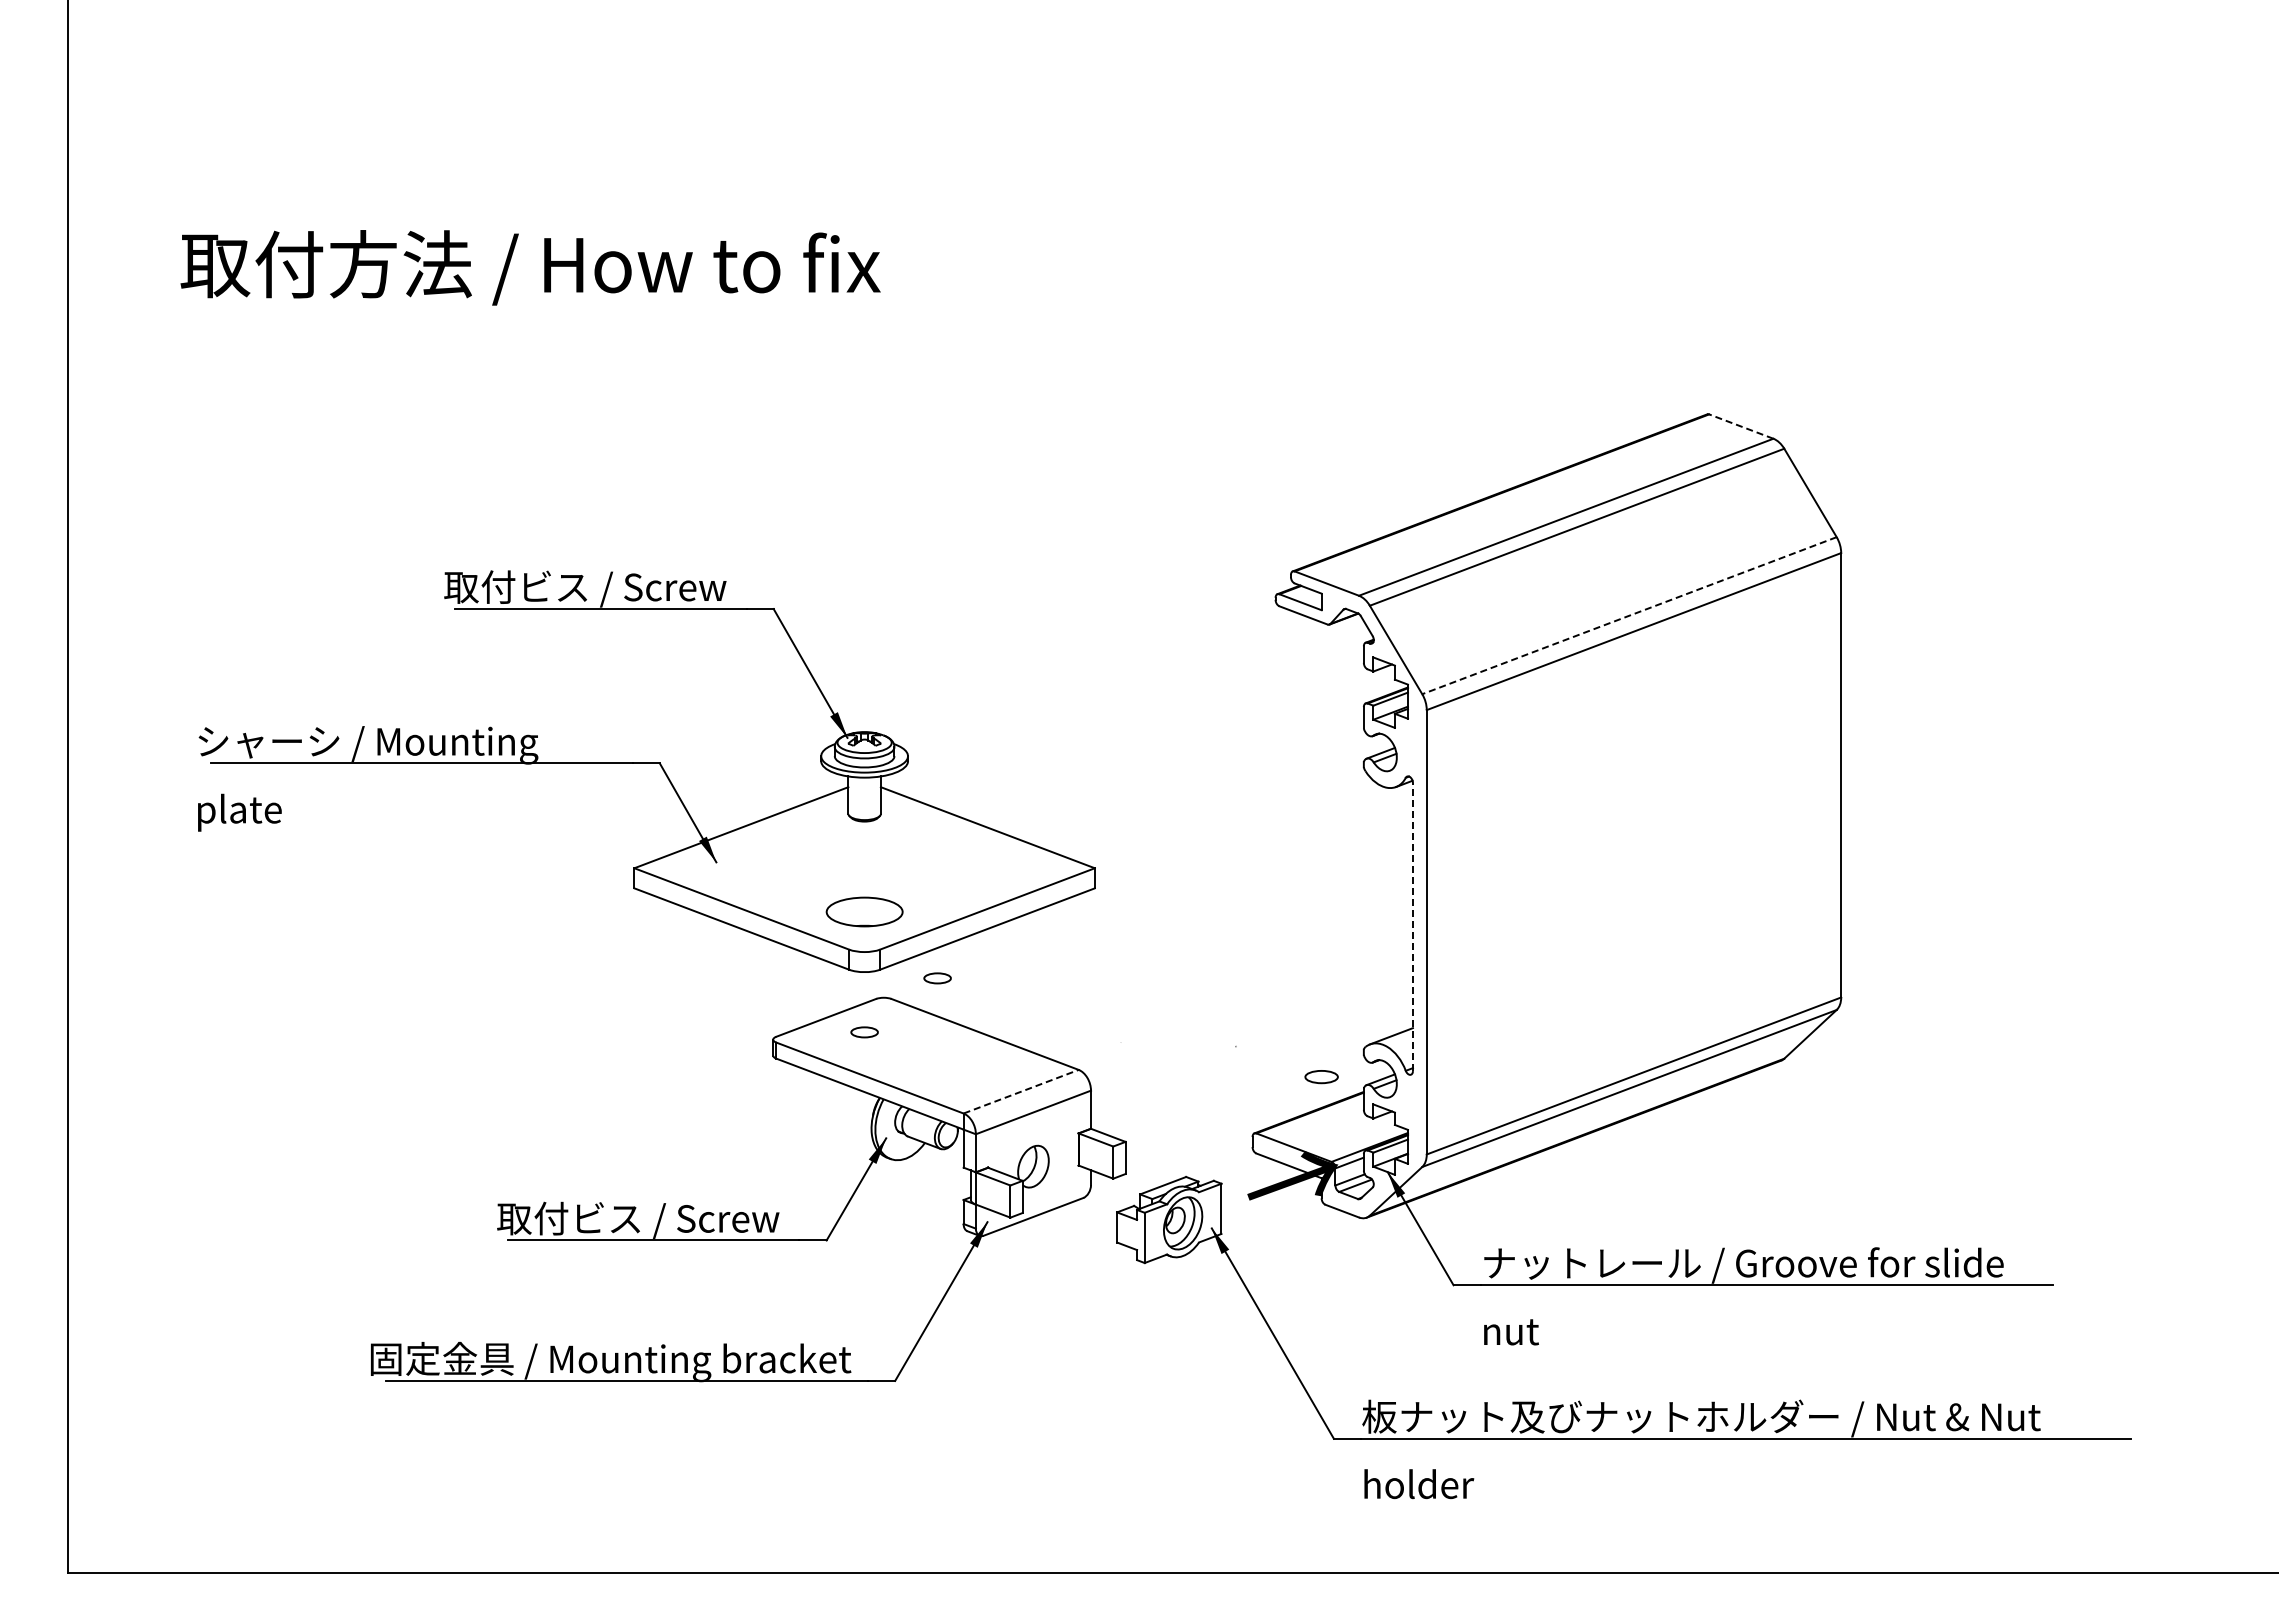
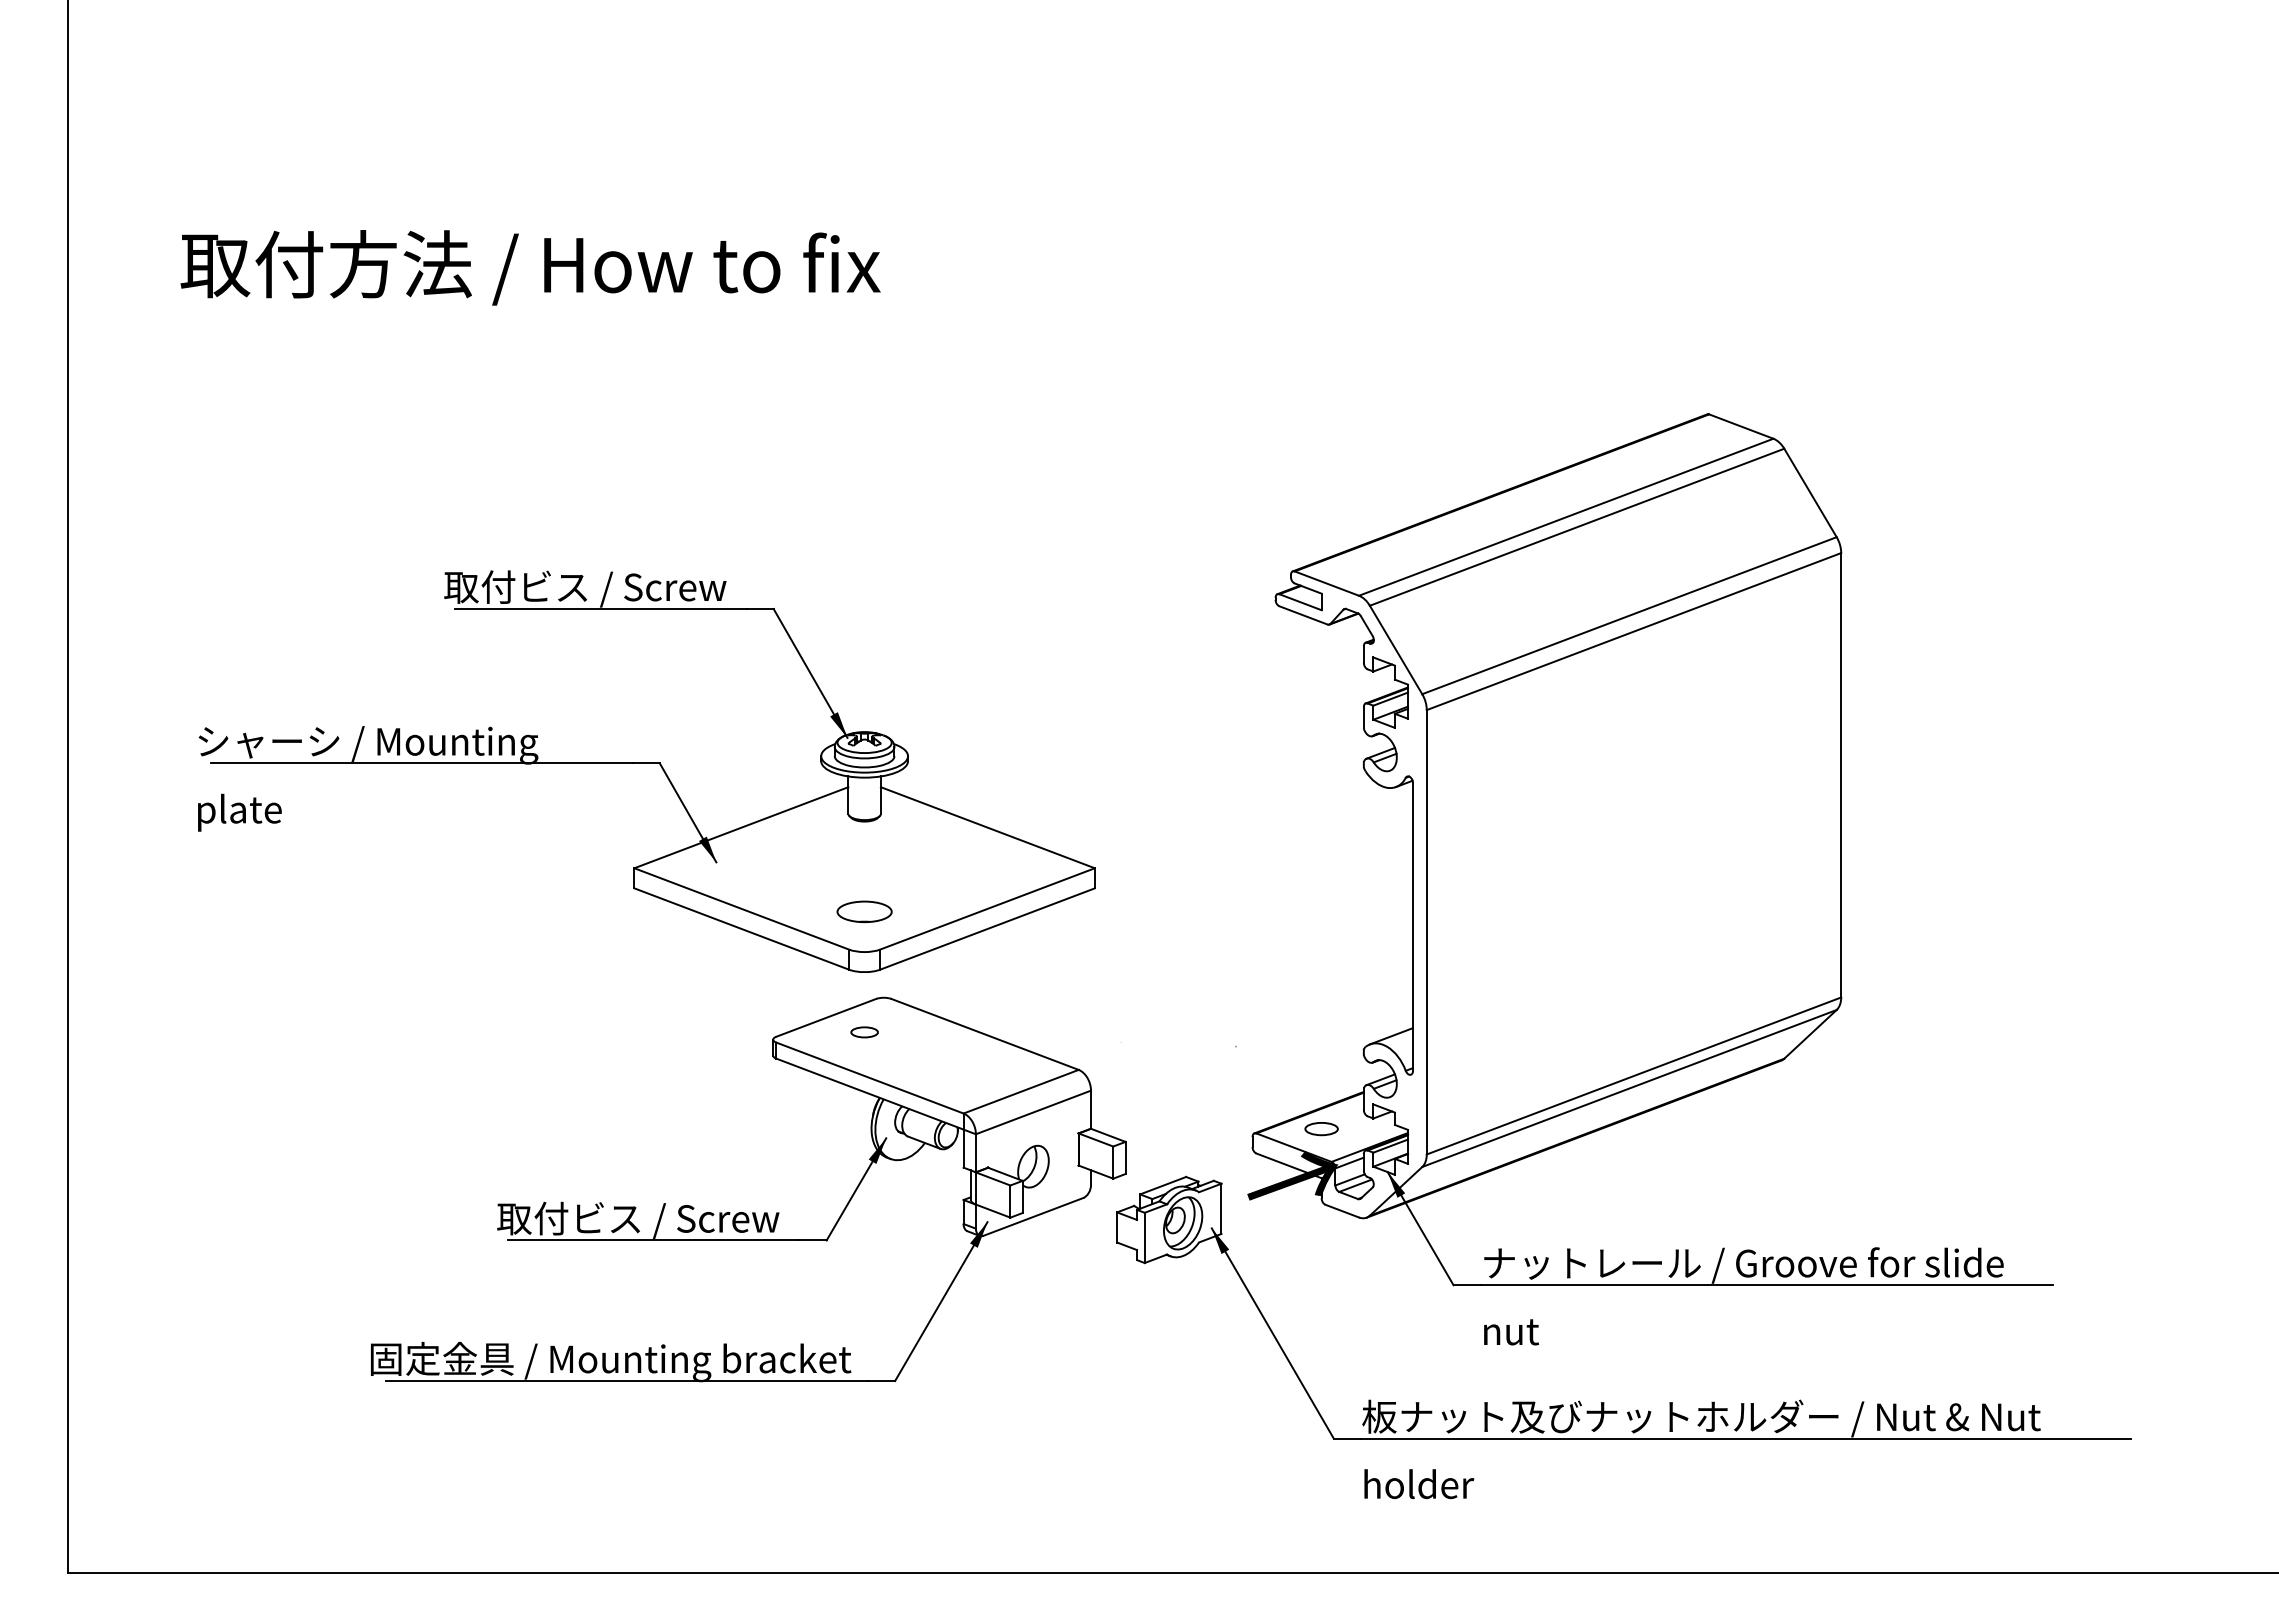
line: dashed -> solid (1740, 426)
line: dashed -> solid (1629, 615)
part size: 79x32 px -> 57x23 px (864, 911)
line: dashed -> solid (1412, 926)
part: present -> none (937, 978)
part position: (1321, 1077) -> (1321, 1129) (1321, 1129)
line: dashed -> solid (1021, 1091)
